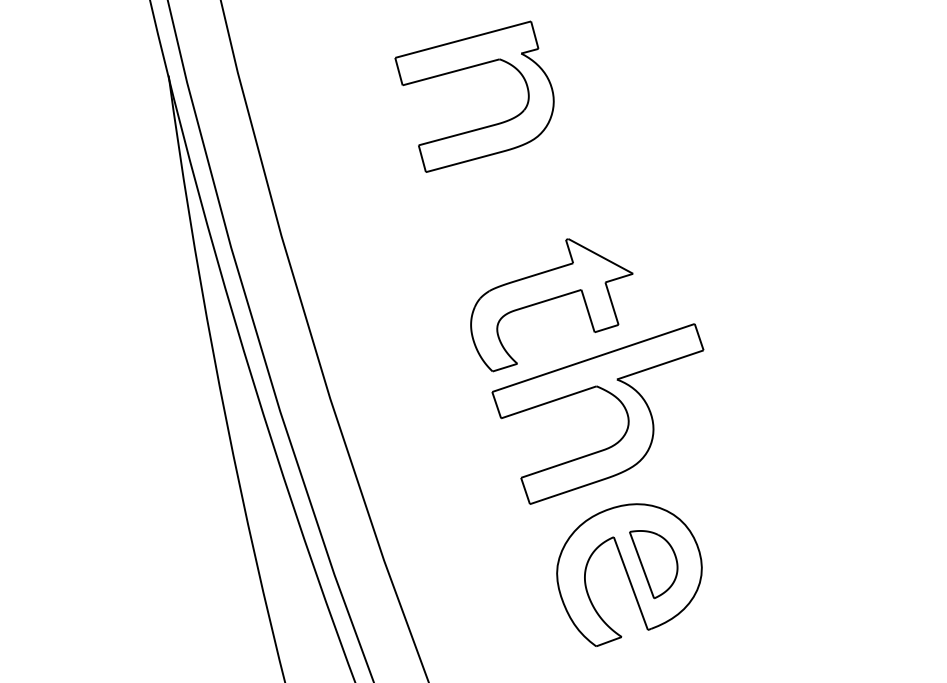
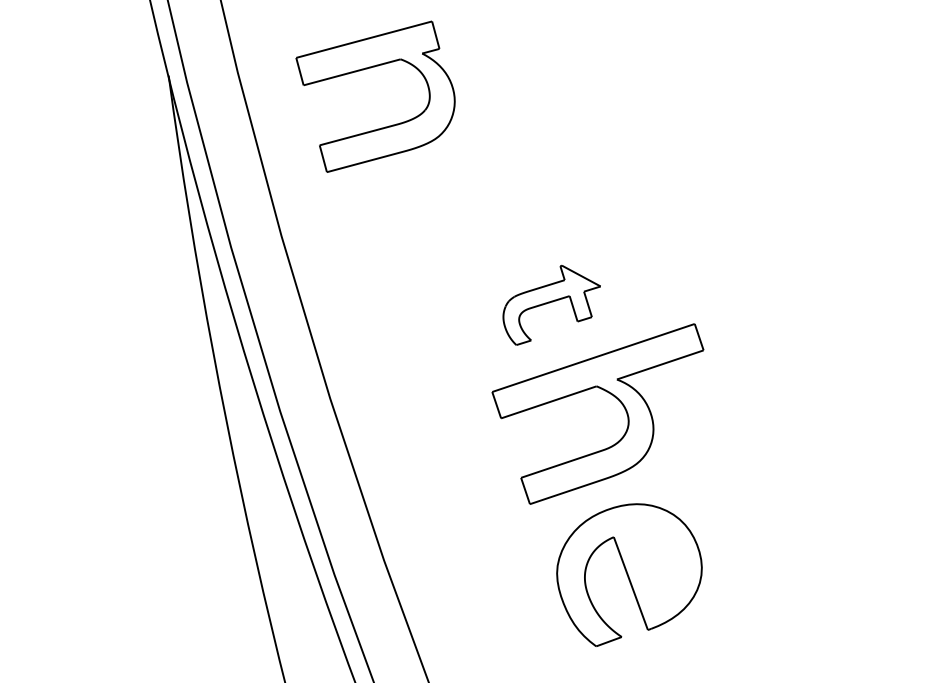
part position: (466, 69) -> (367, 69) (367, 69)
part size: 164x135 px -> 99x82 px (551, 304)
part: present -> none (653, 564)
